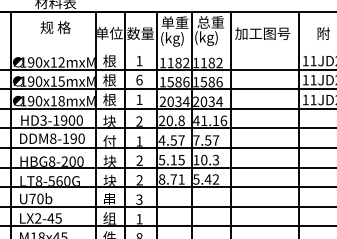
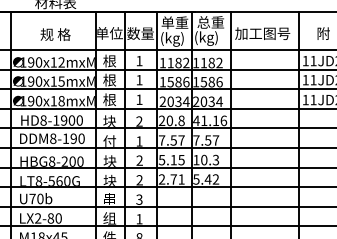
text position: (55, 27) -> (55, 34) (55, 34)
line: none -> present (167, 50)
text: 6 -> 1 (139, 79)
text: HD3-1900 -> HD8-1900 (43, 120)
text: 4.57 -> 7.57 (161, 140)
text: 8.71 -> 2.71 (161, 179)
text: LX2-45 -> LX2-80 (54, 218)
